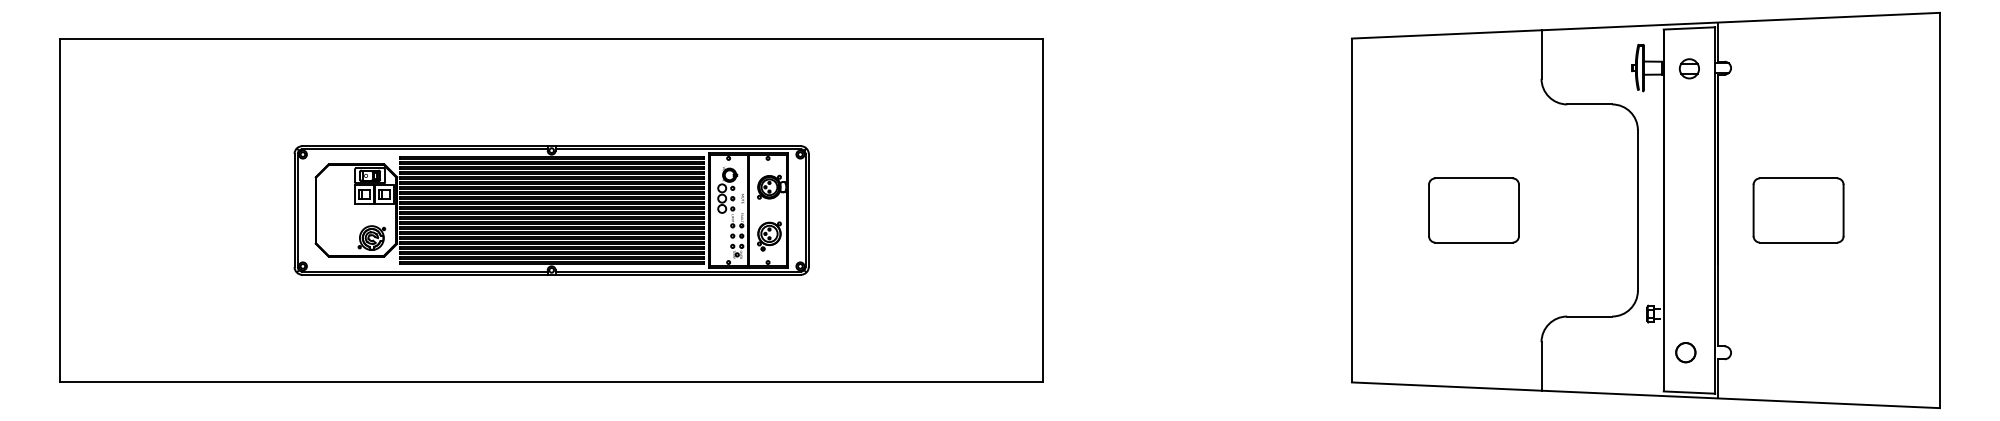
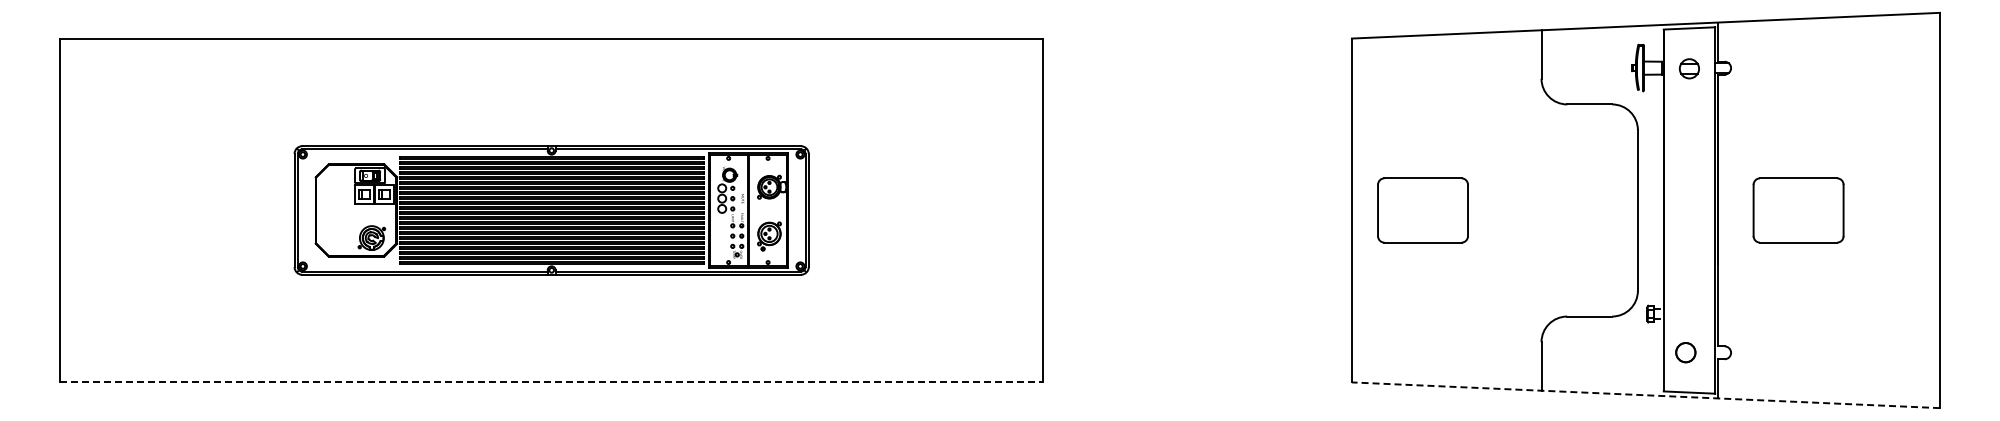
part position: (1473, 210) -> (1422, 210) (1422, 210)
line: solid -> dashed (551, 382)
line: solid -> dashed (1645, 395)
